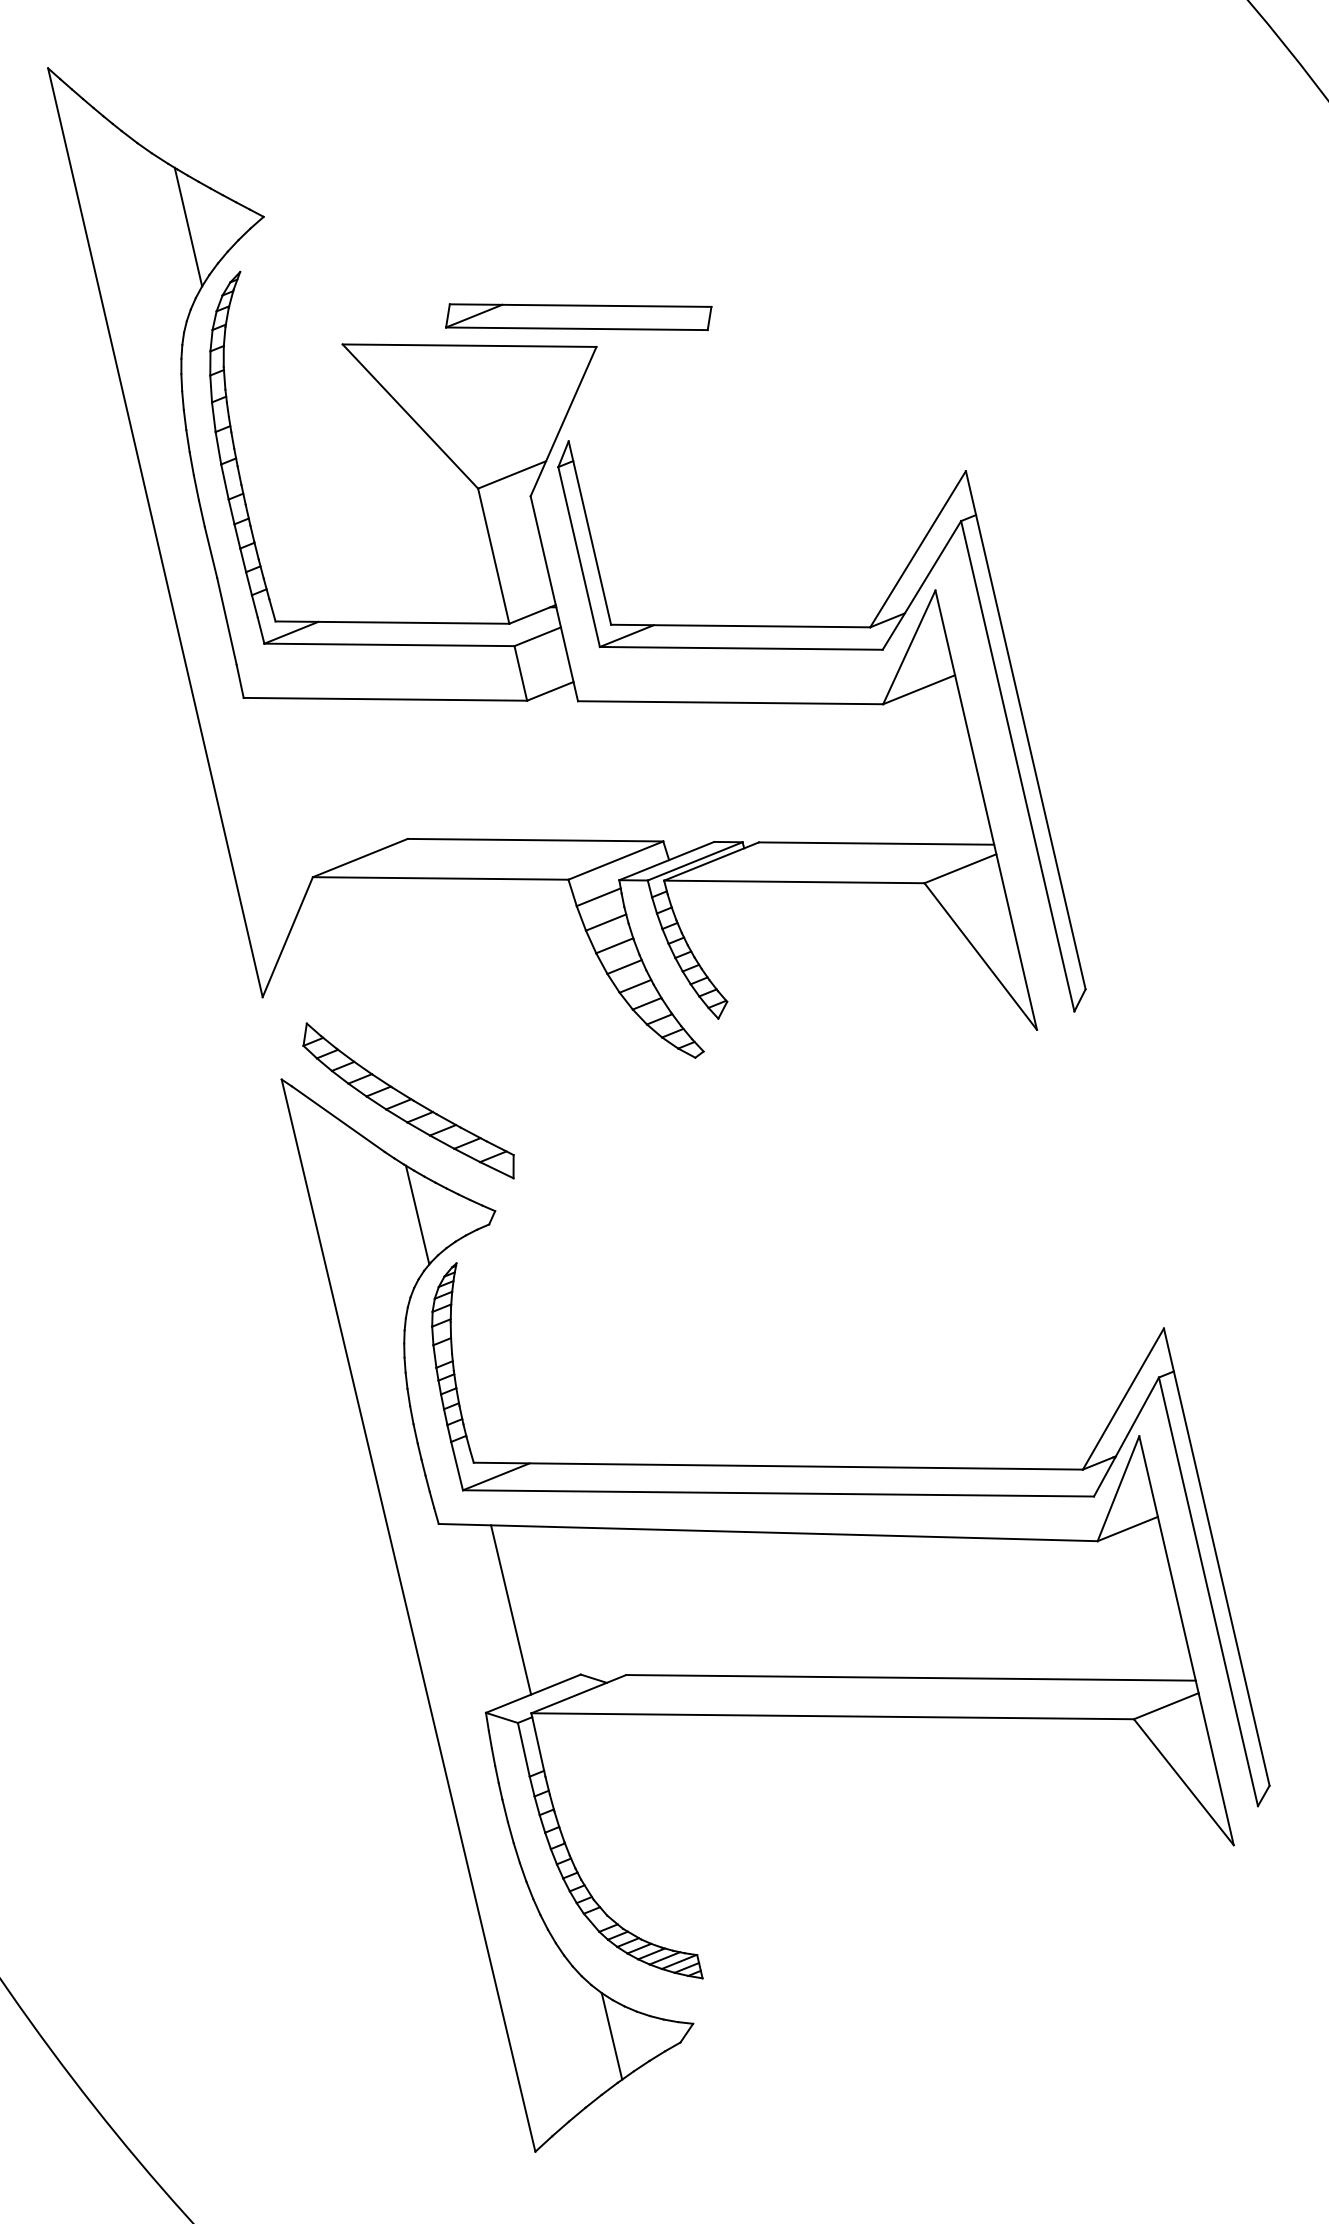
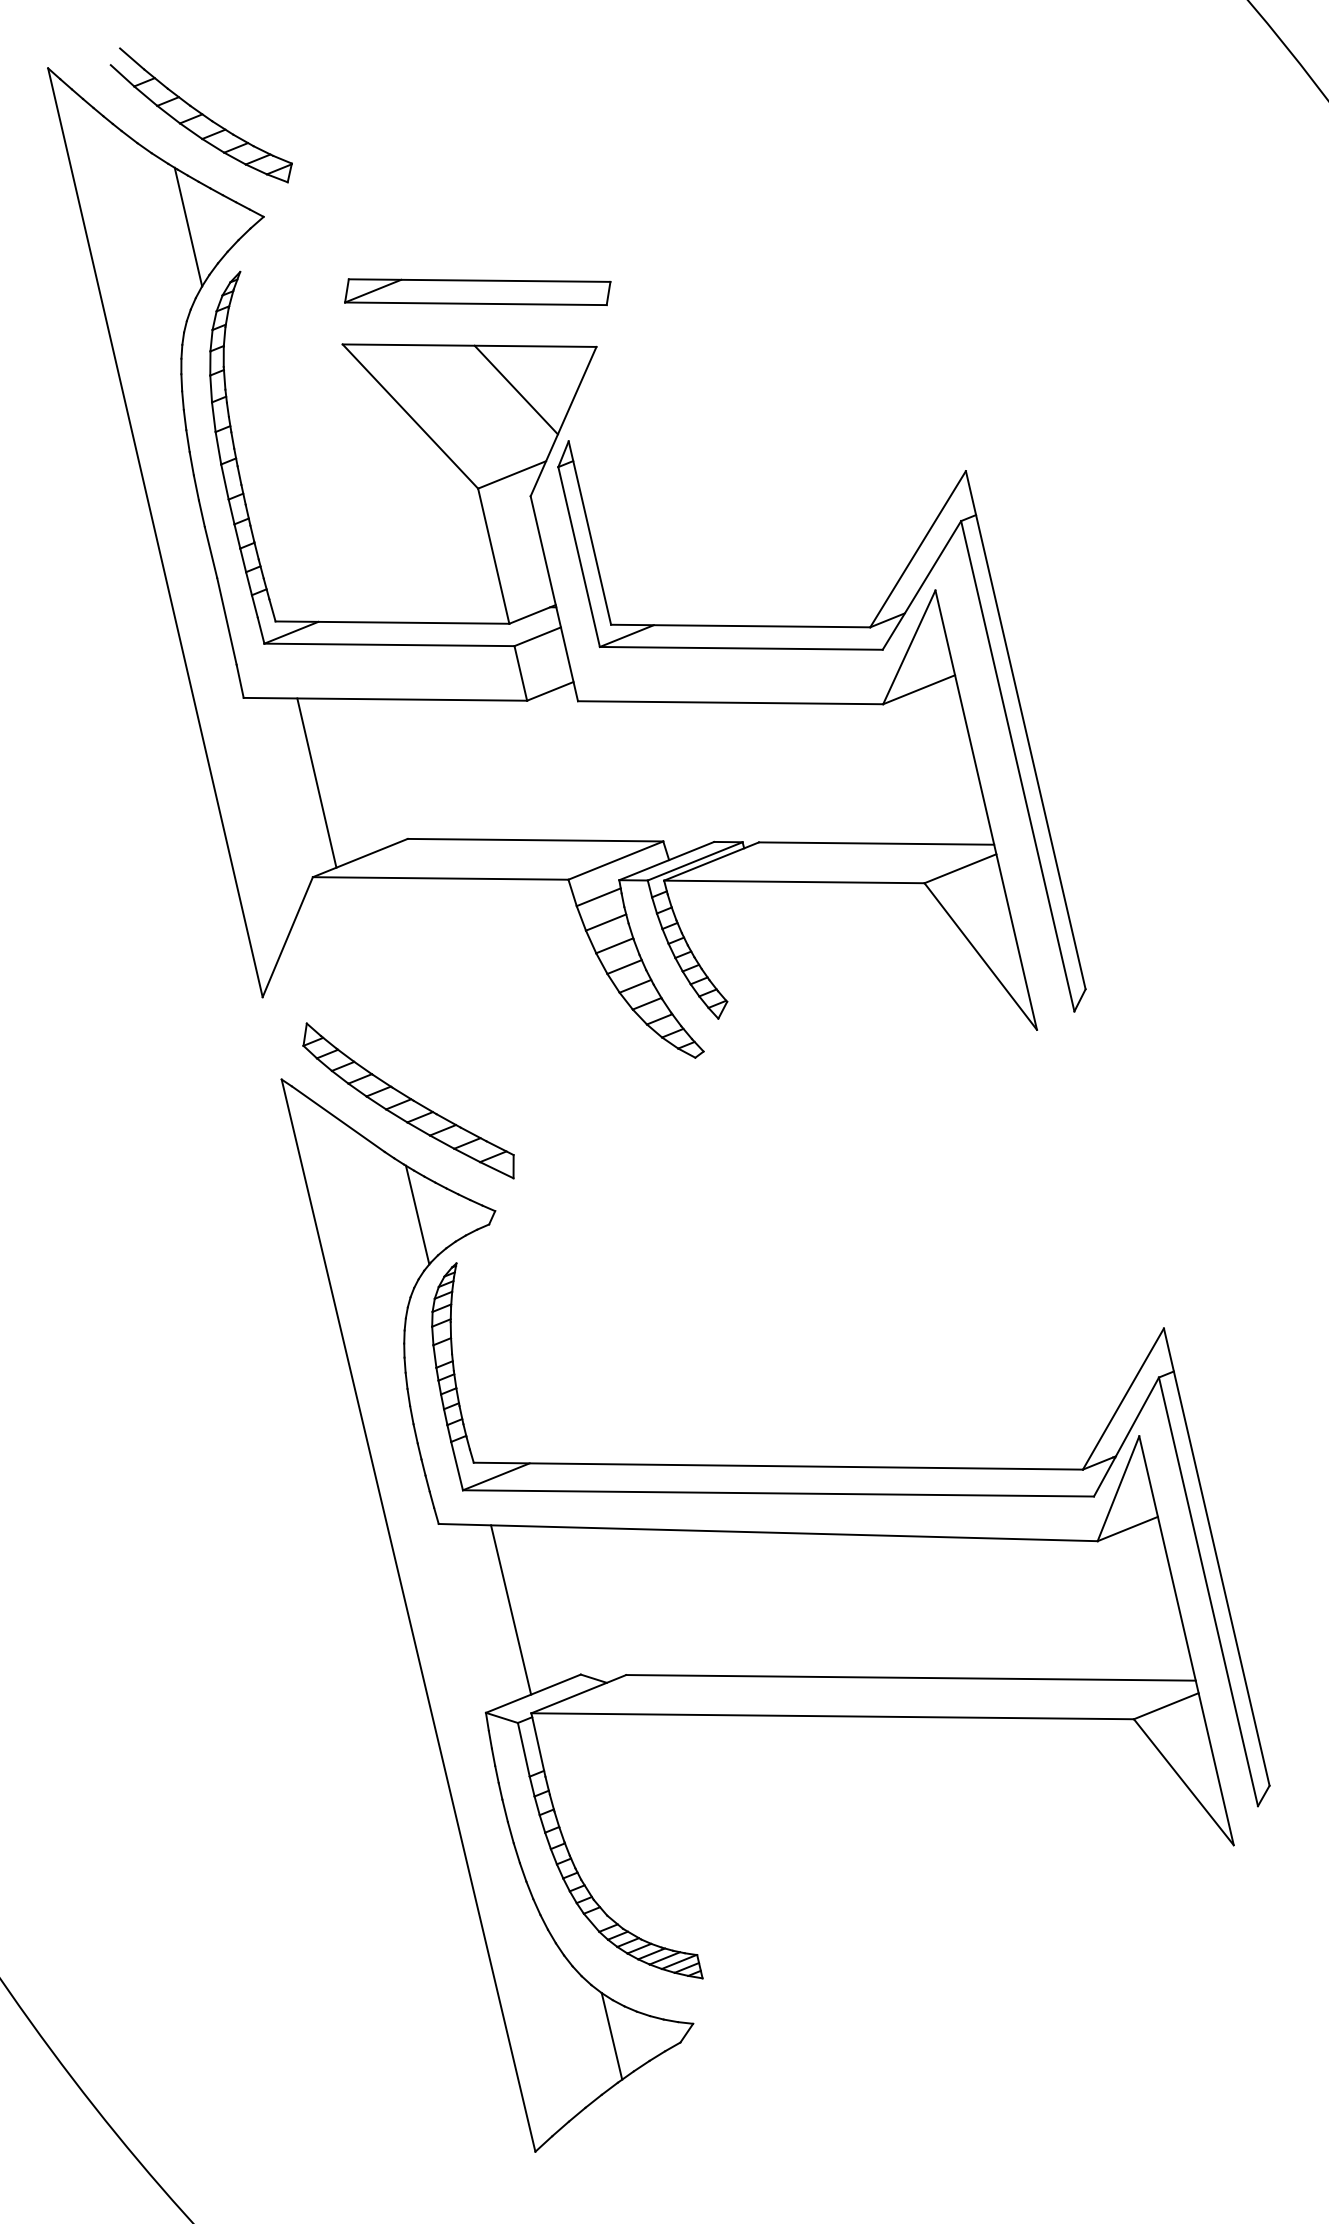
part: none -> present (200, 115)
part position: (578, 317) -> (477, 292) (477, 292)
line: none -> present (515, 389)
line: none -> present (316, 782)
